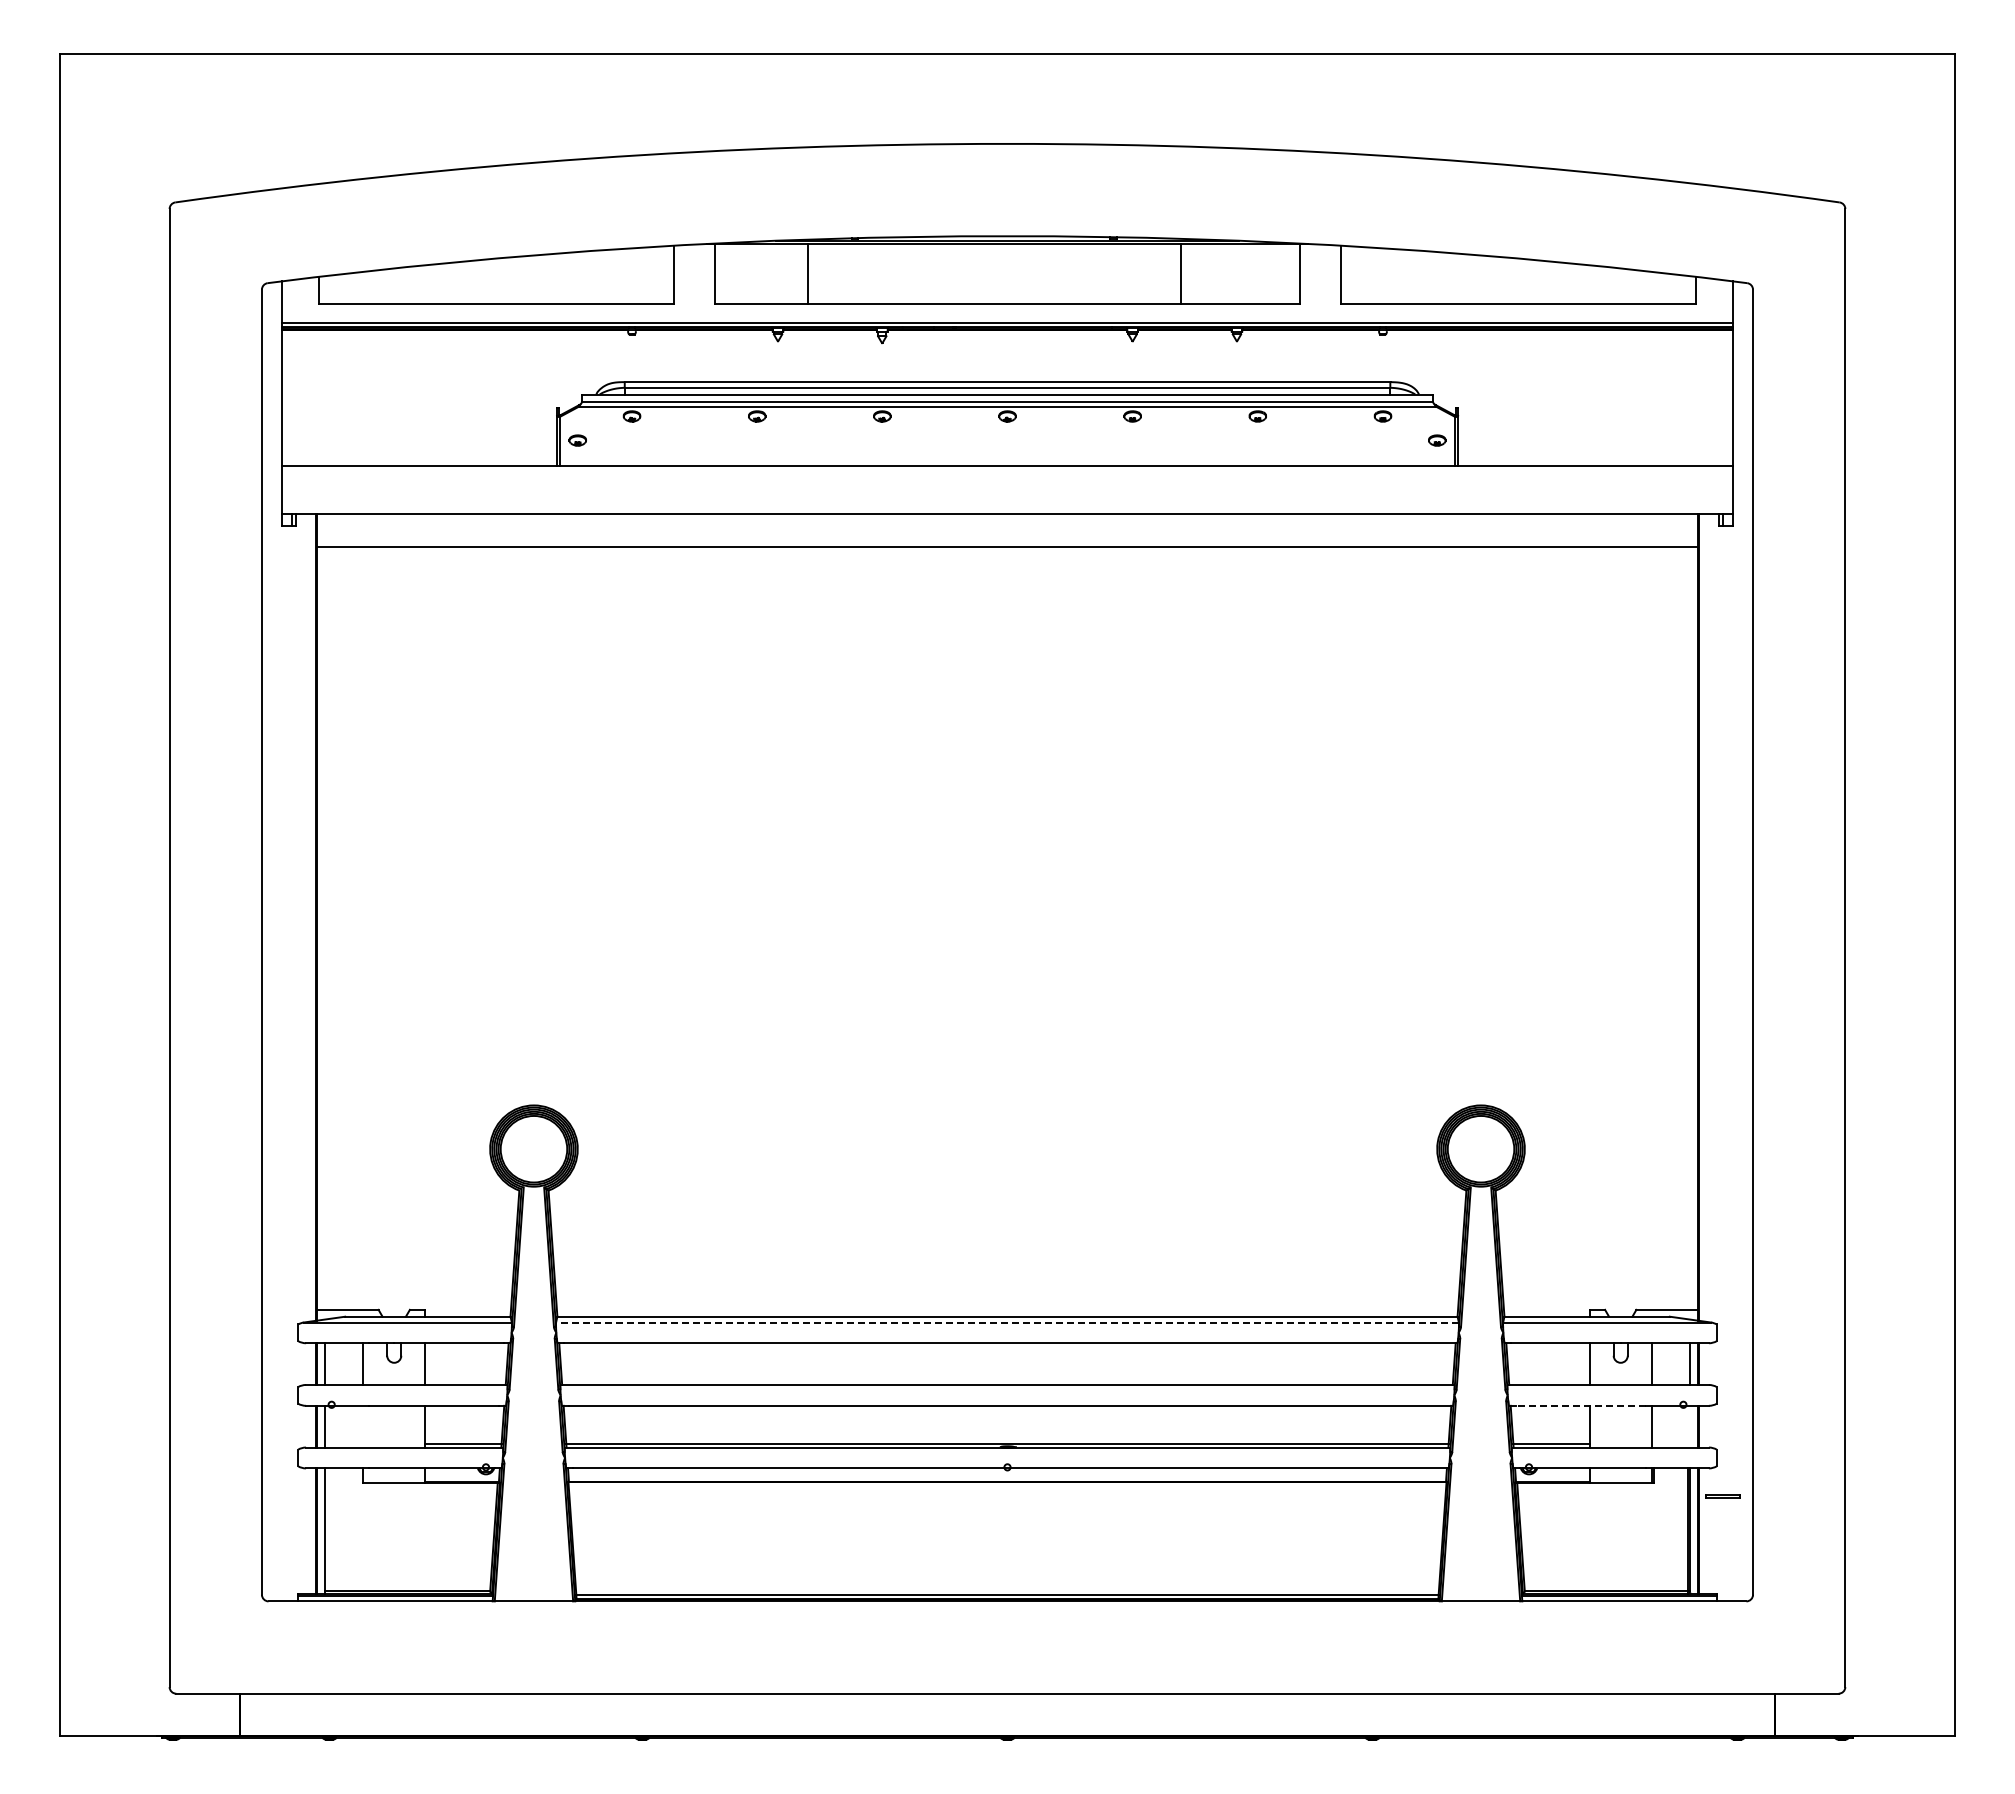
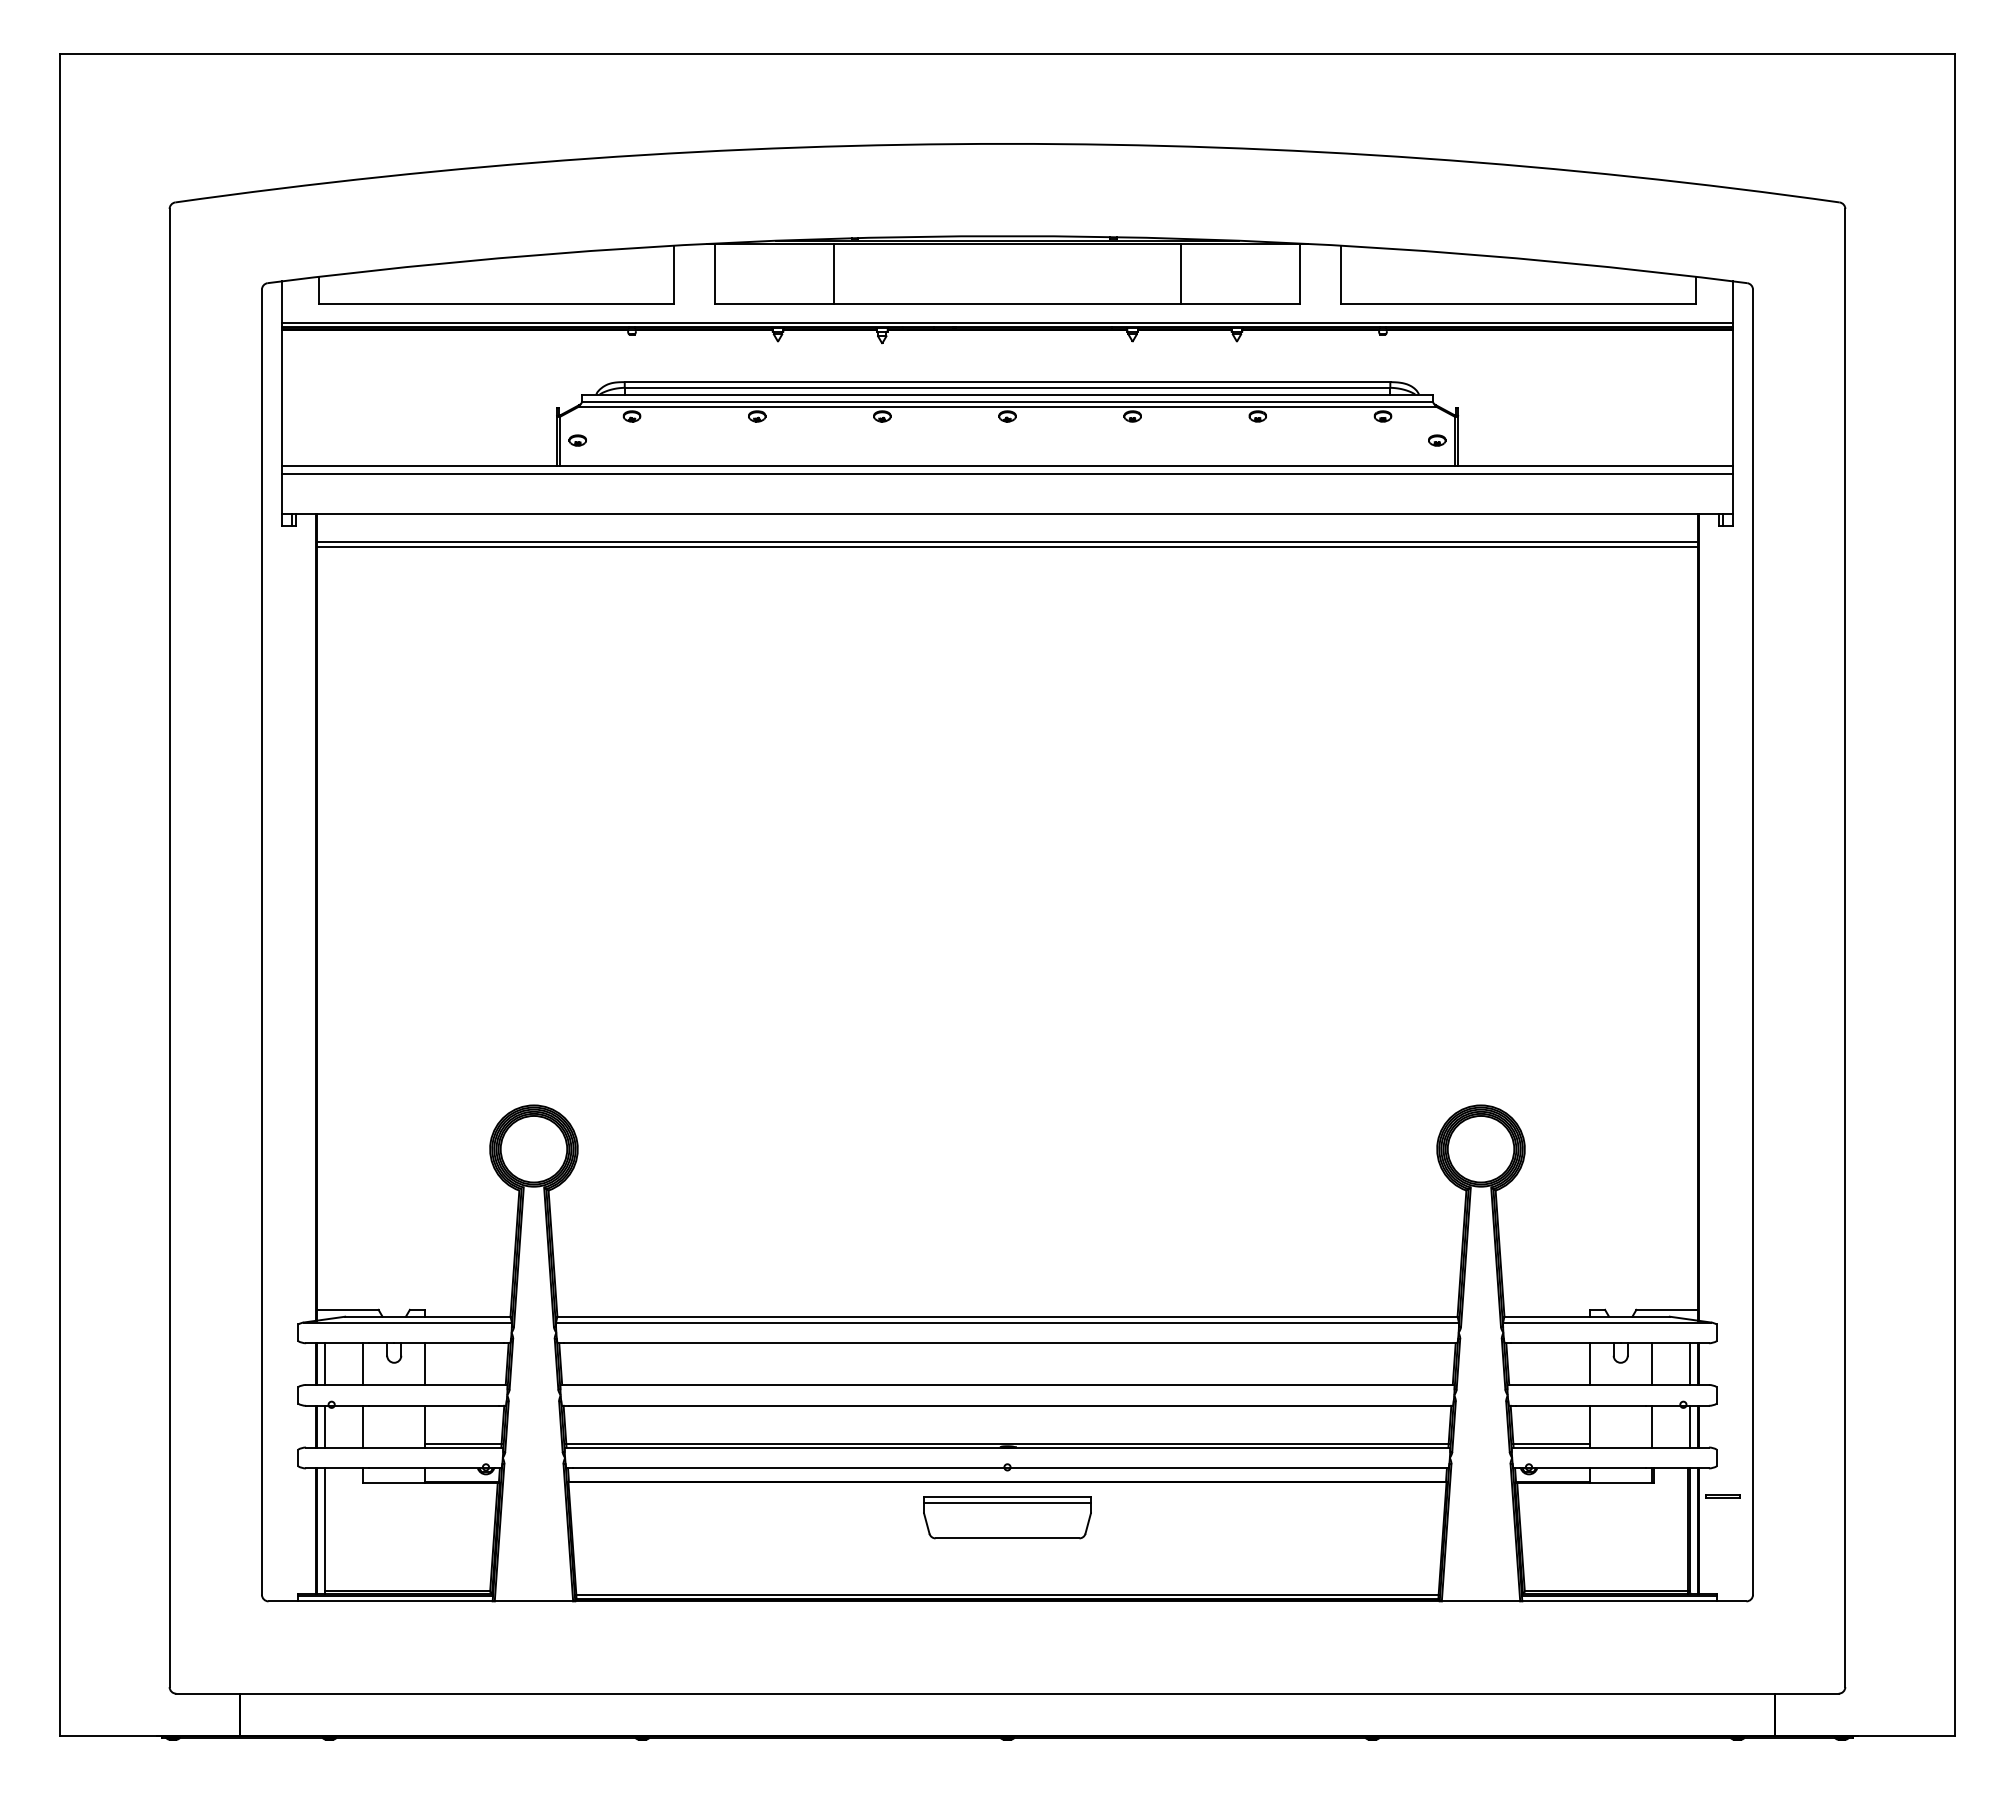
line position: (808, 273) -> (834, 273) (834, 273)
line: none -> present (1007, 473)
line: none -> present (1007, 542)
line: dashed -> solid (1007, 1322)
line: dashed -> solid (1580, 1405)
line: none -> present (362, 1426)
line: none -> present (1689, 1426)
part: none -> present (1007, 1517)
